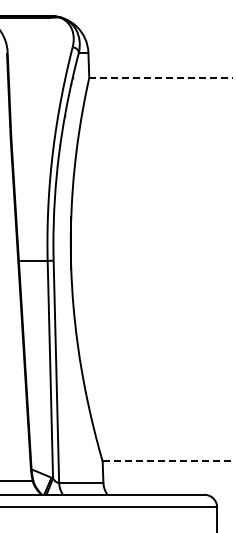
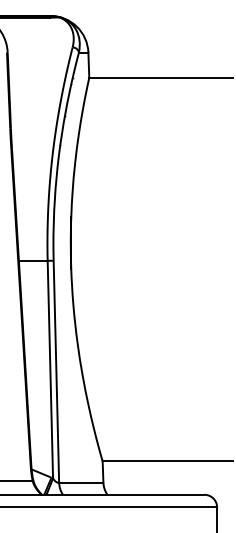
line: dashed -> solid (161, 78)
line: dashed -> solid (168, 460)
